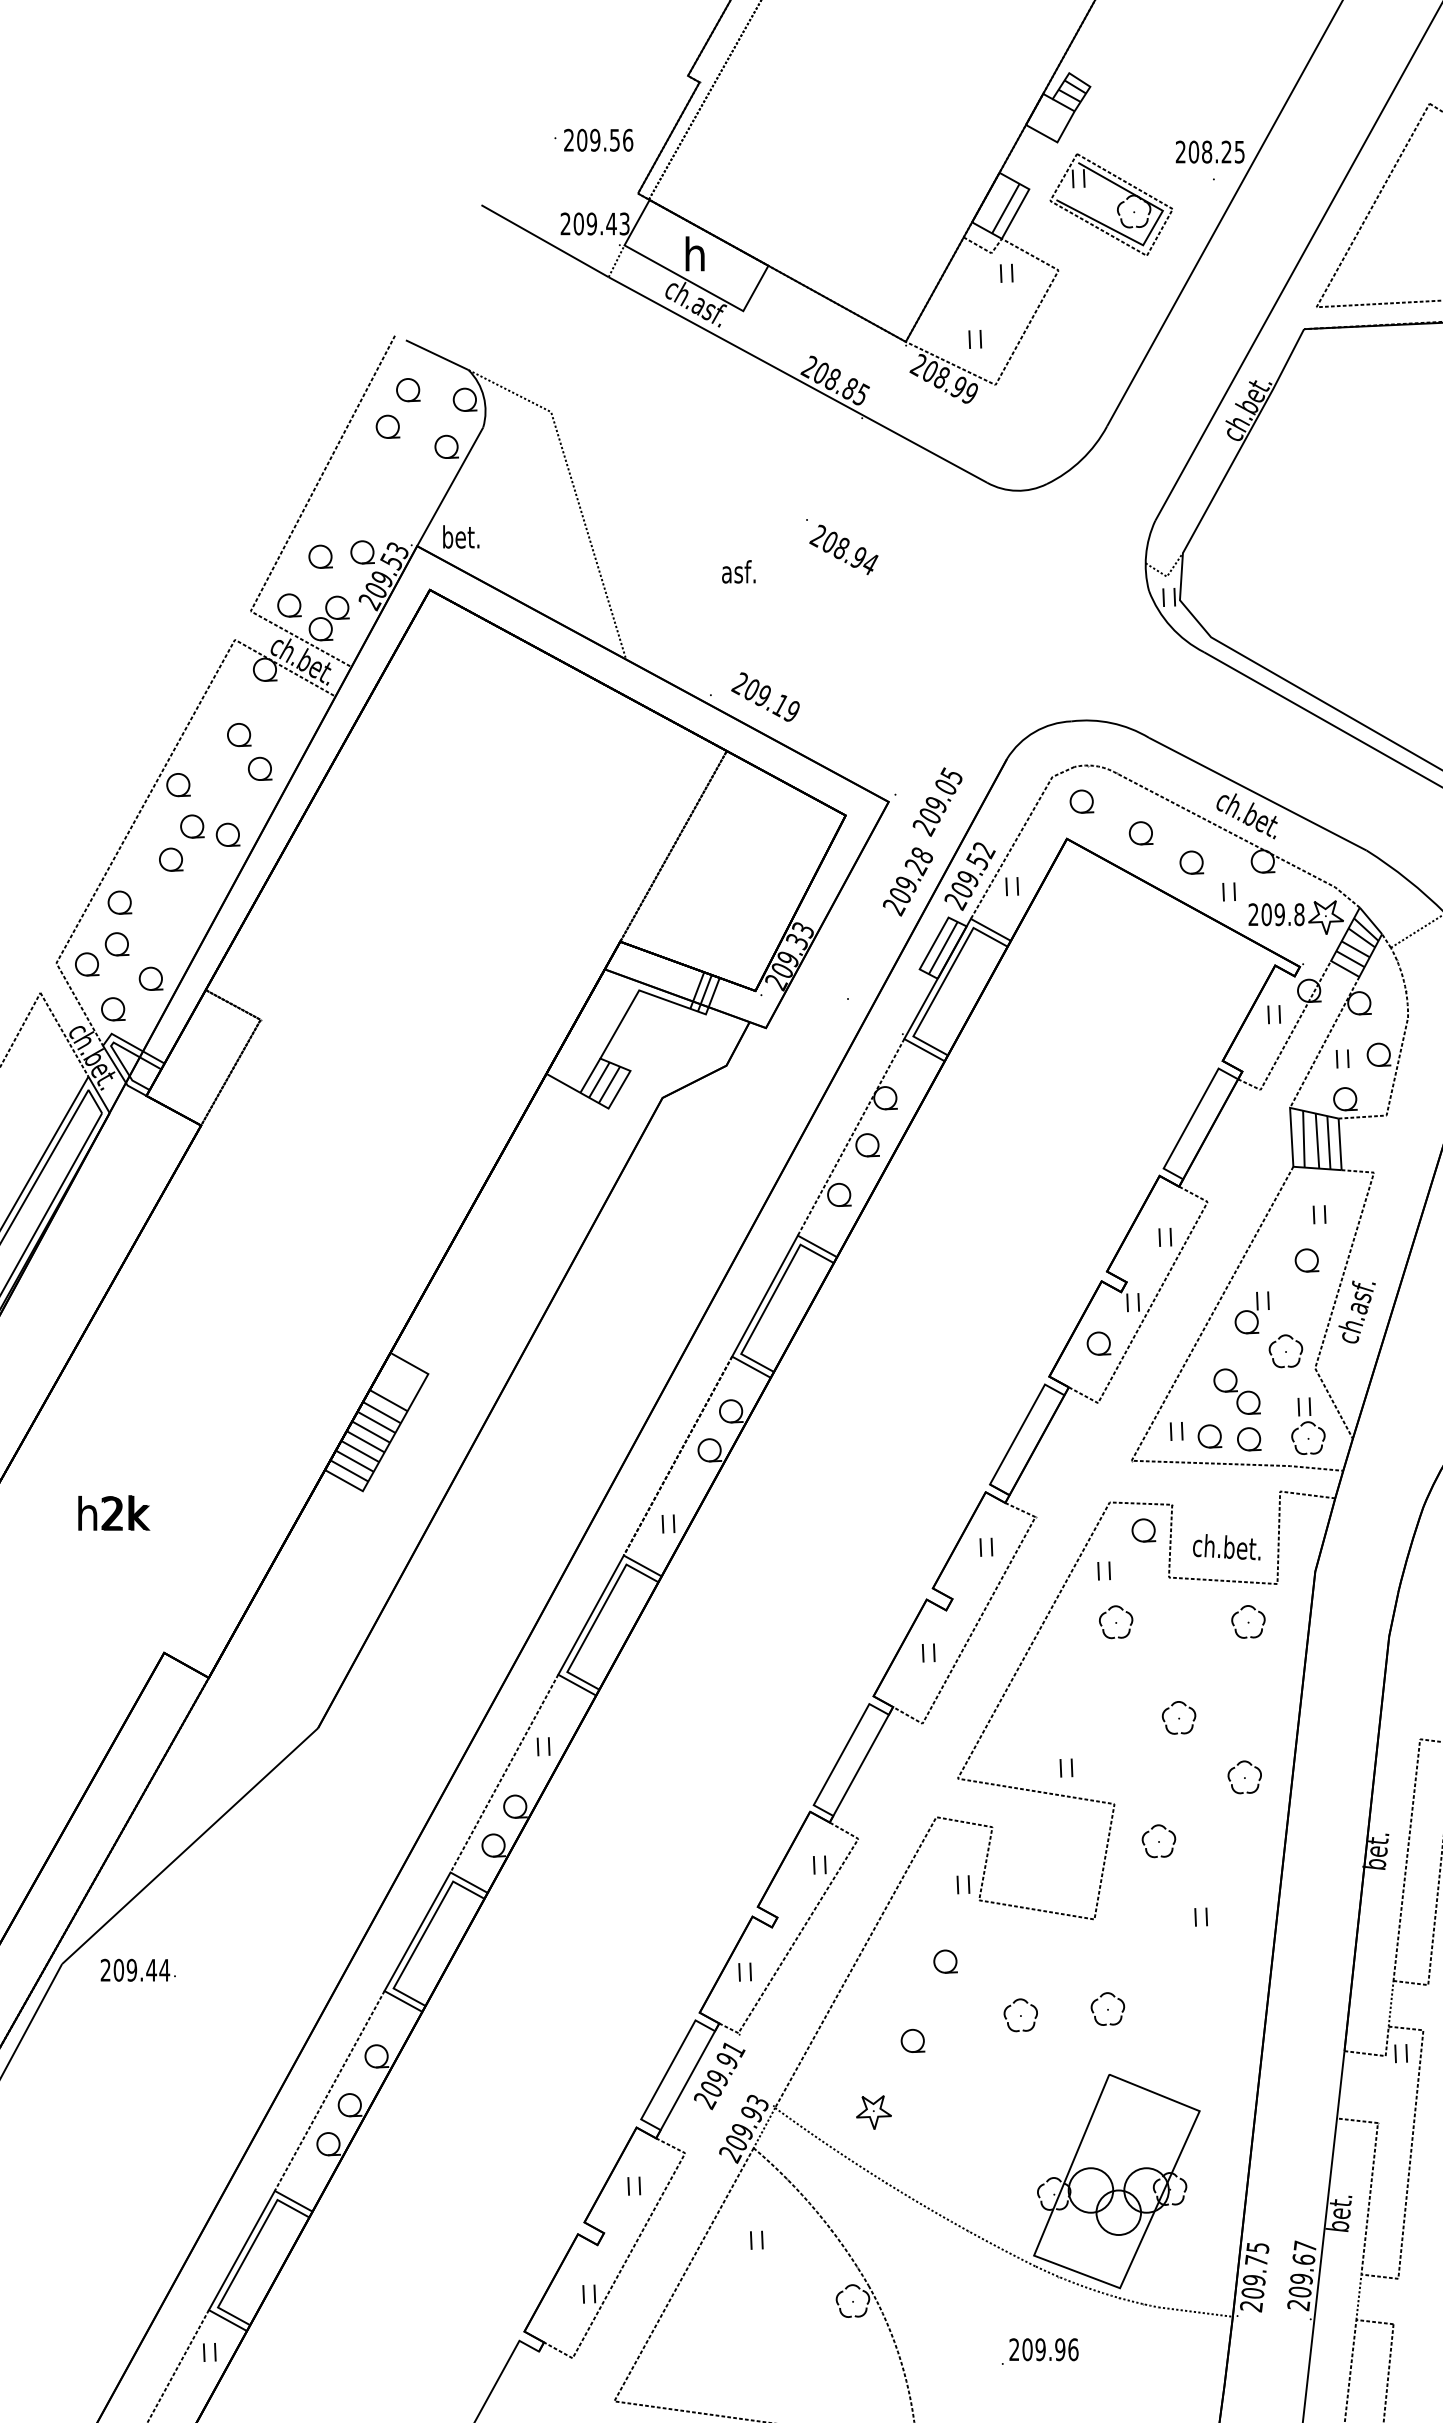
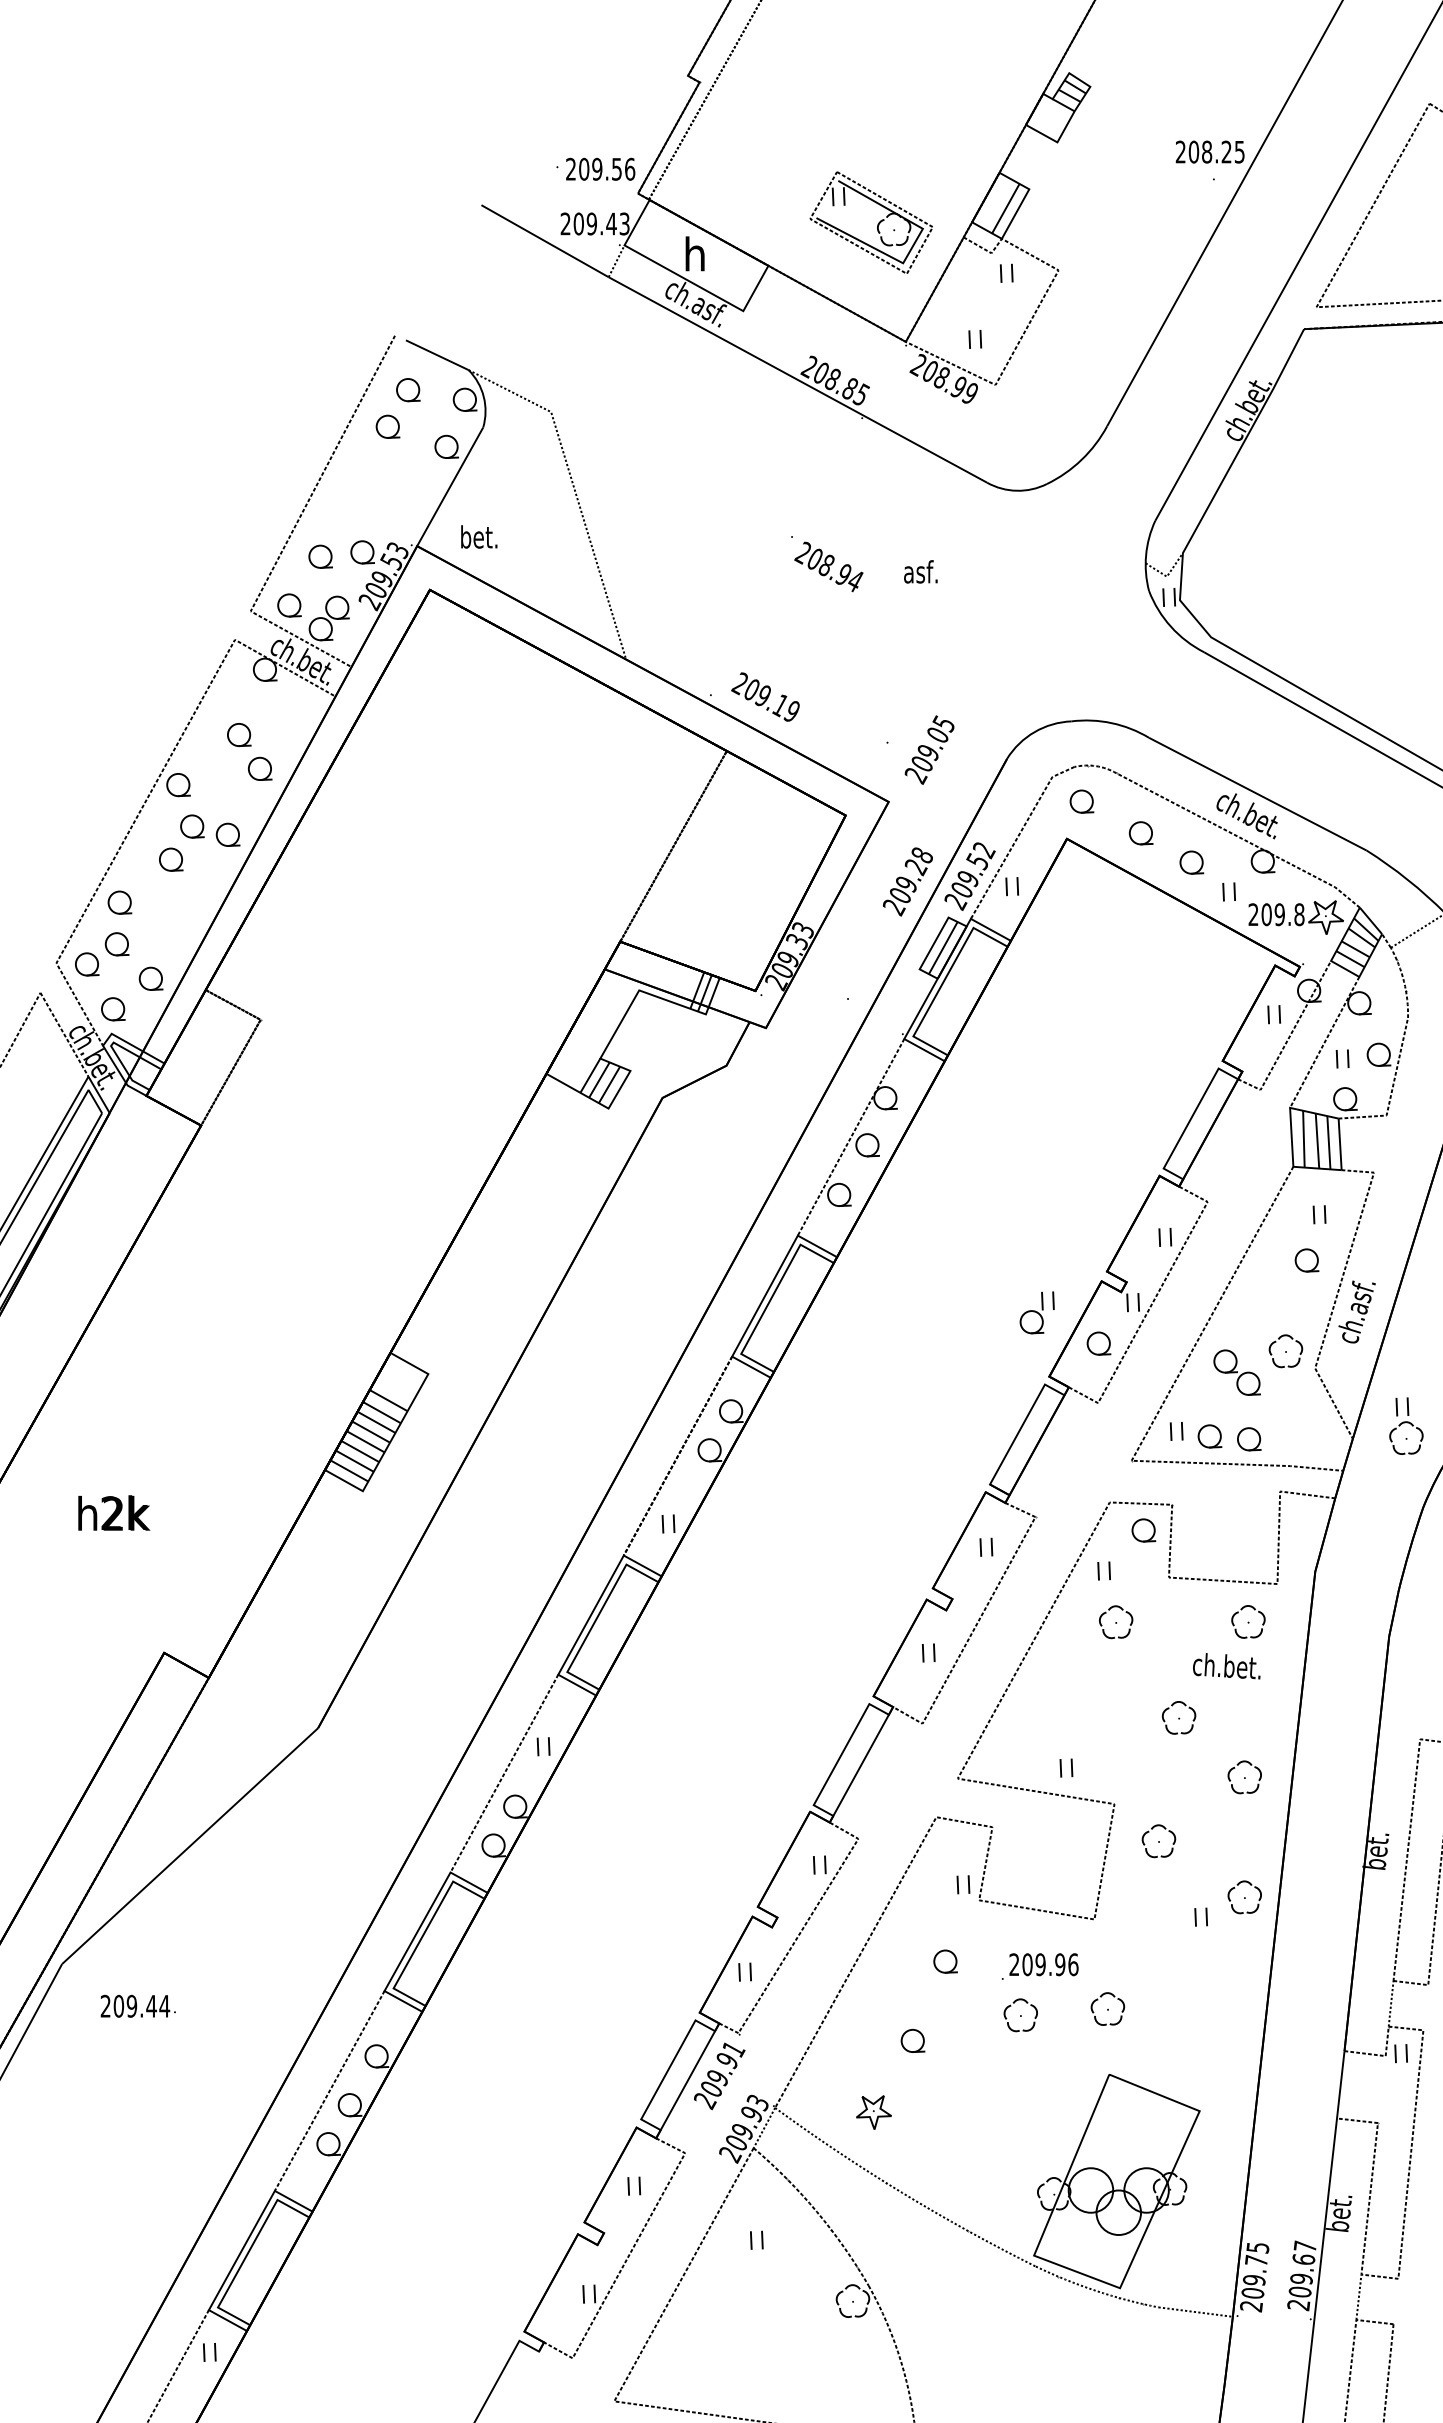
text position: (593, 139) -> (595, 168) (595, 168)
part position: (1117, 206) -> (877, 224) (877, 224)
text position: (461, 536) -> (479, 536) (479, 536)
text position: (842, 547) -> (827, 564) (827, 564)
text position: (738, 571) -> (920, 571) (920, 571)
text position: (928, 801) -> (920, 749) (920, 749)
part position: (1251, 1312) -> (1036, 1312) (1036, 1312)
part position: (1236, 1391) -> (1236, 1372) (1236, 1372)
part position: (1308, 1425) -> (1406, 1425) (1406, 1425)
text position: (1226, 1547) -> (1226, 1666) (1226, 1666)
part: none -> present (1244, 1897)
text position: (137, 1969) -> (137, 2005) (137, 2005)
text position: (1040, 2351) -> (1040, 1966) (1040, 1966)
